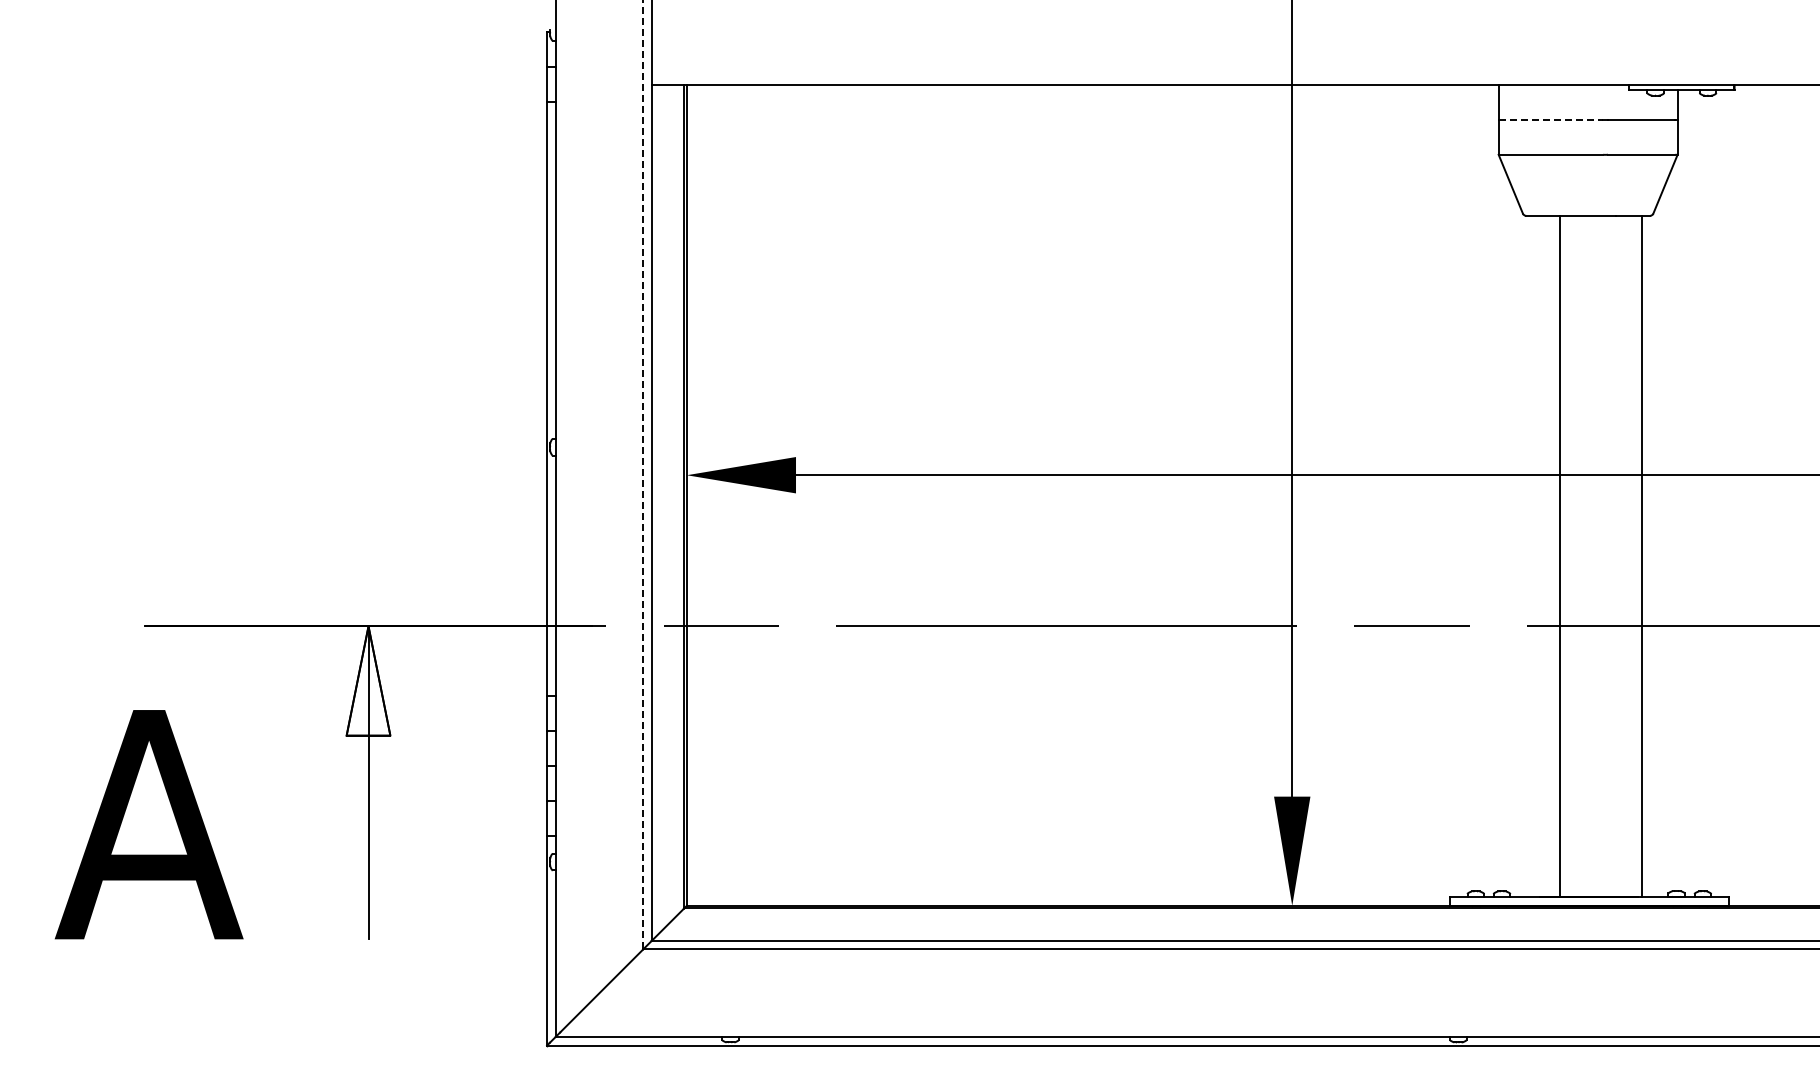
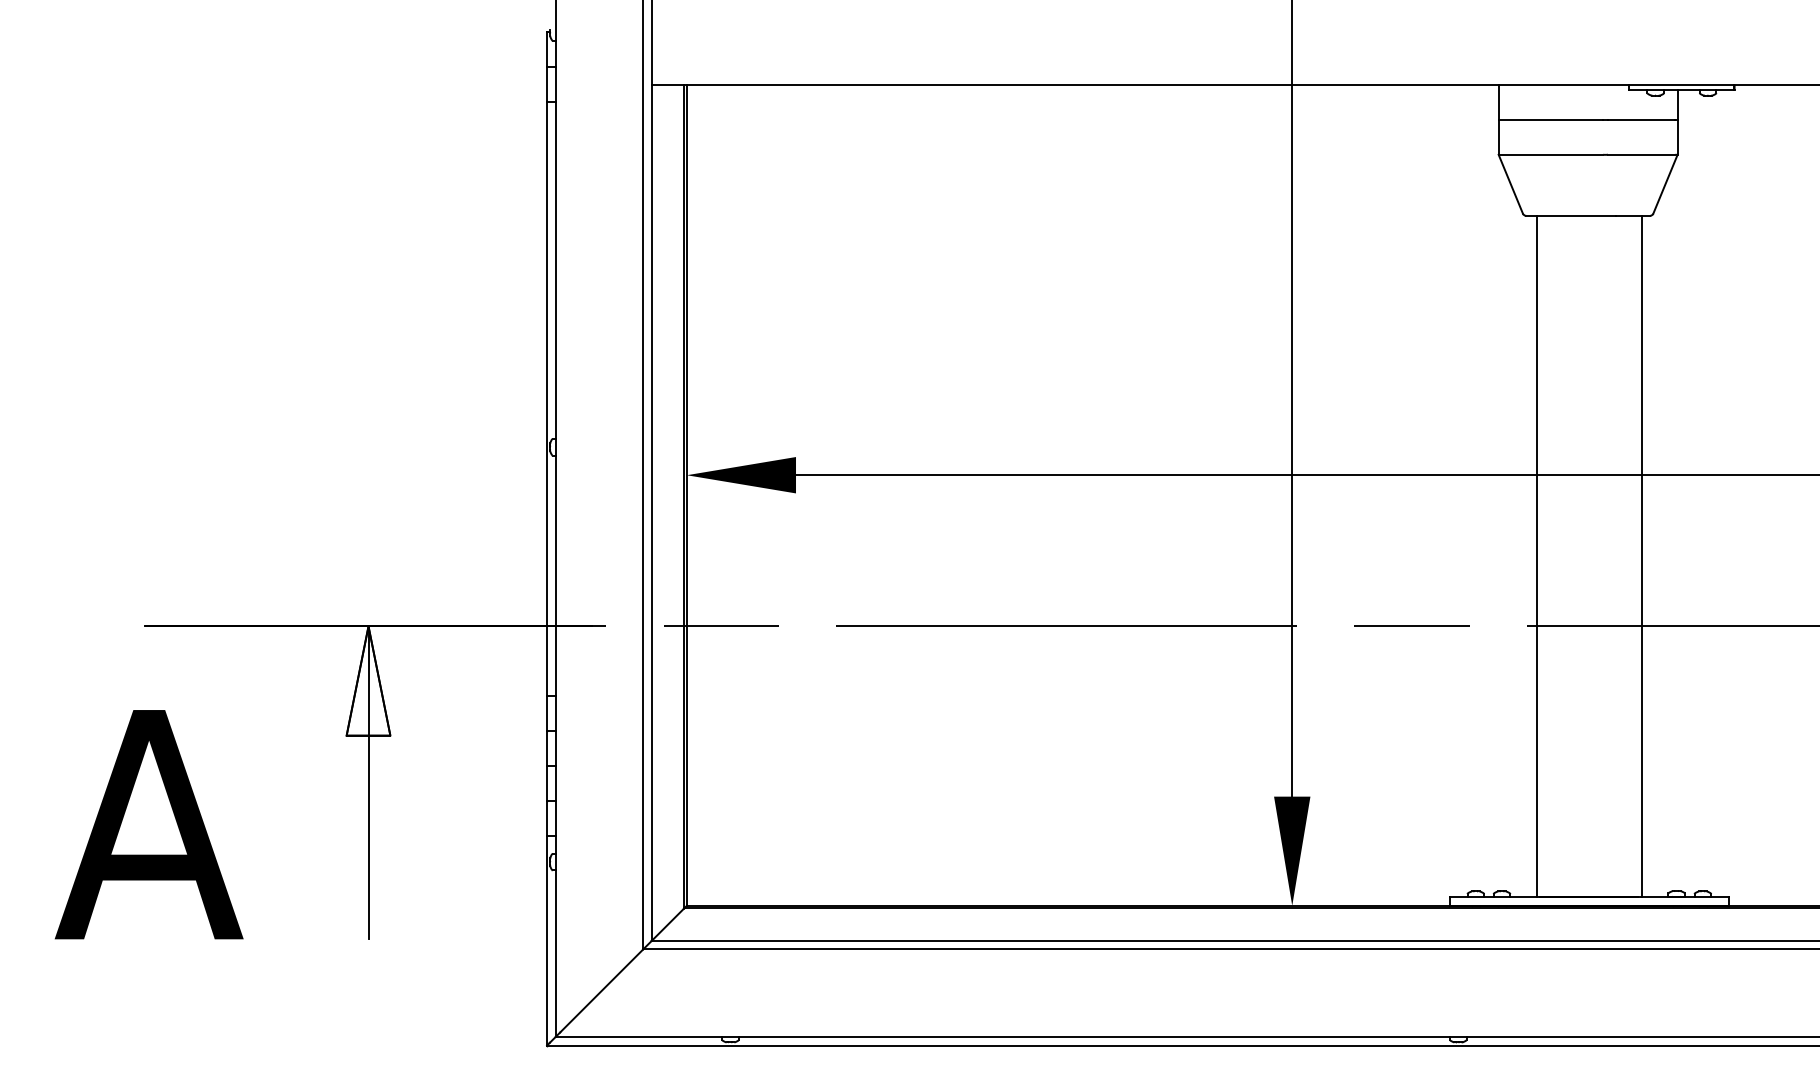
line: dashed -> solid (1551, 119)
line: dashed -> solid (643, 474)
line position: (1559, 556) -> (1536, 556) (1536, 556)
